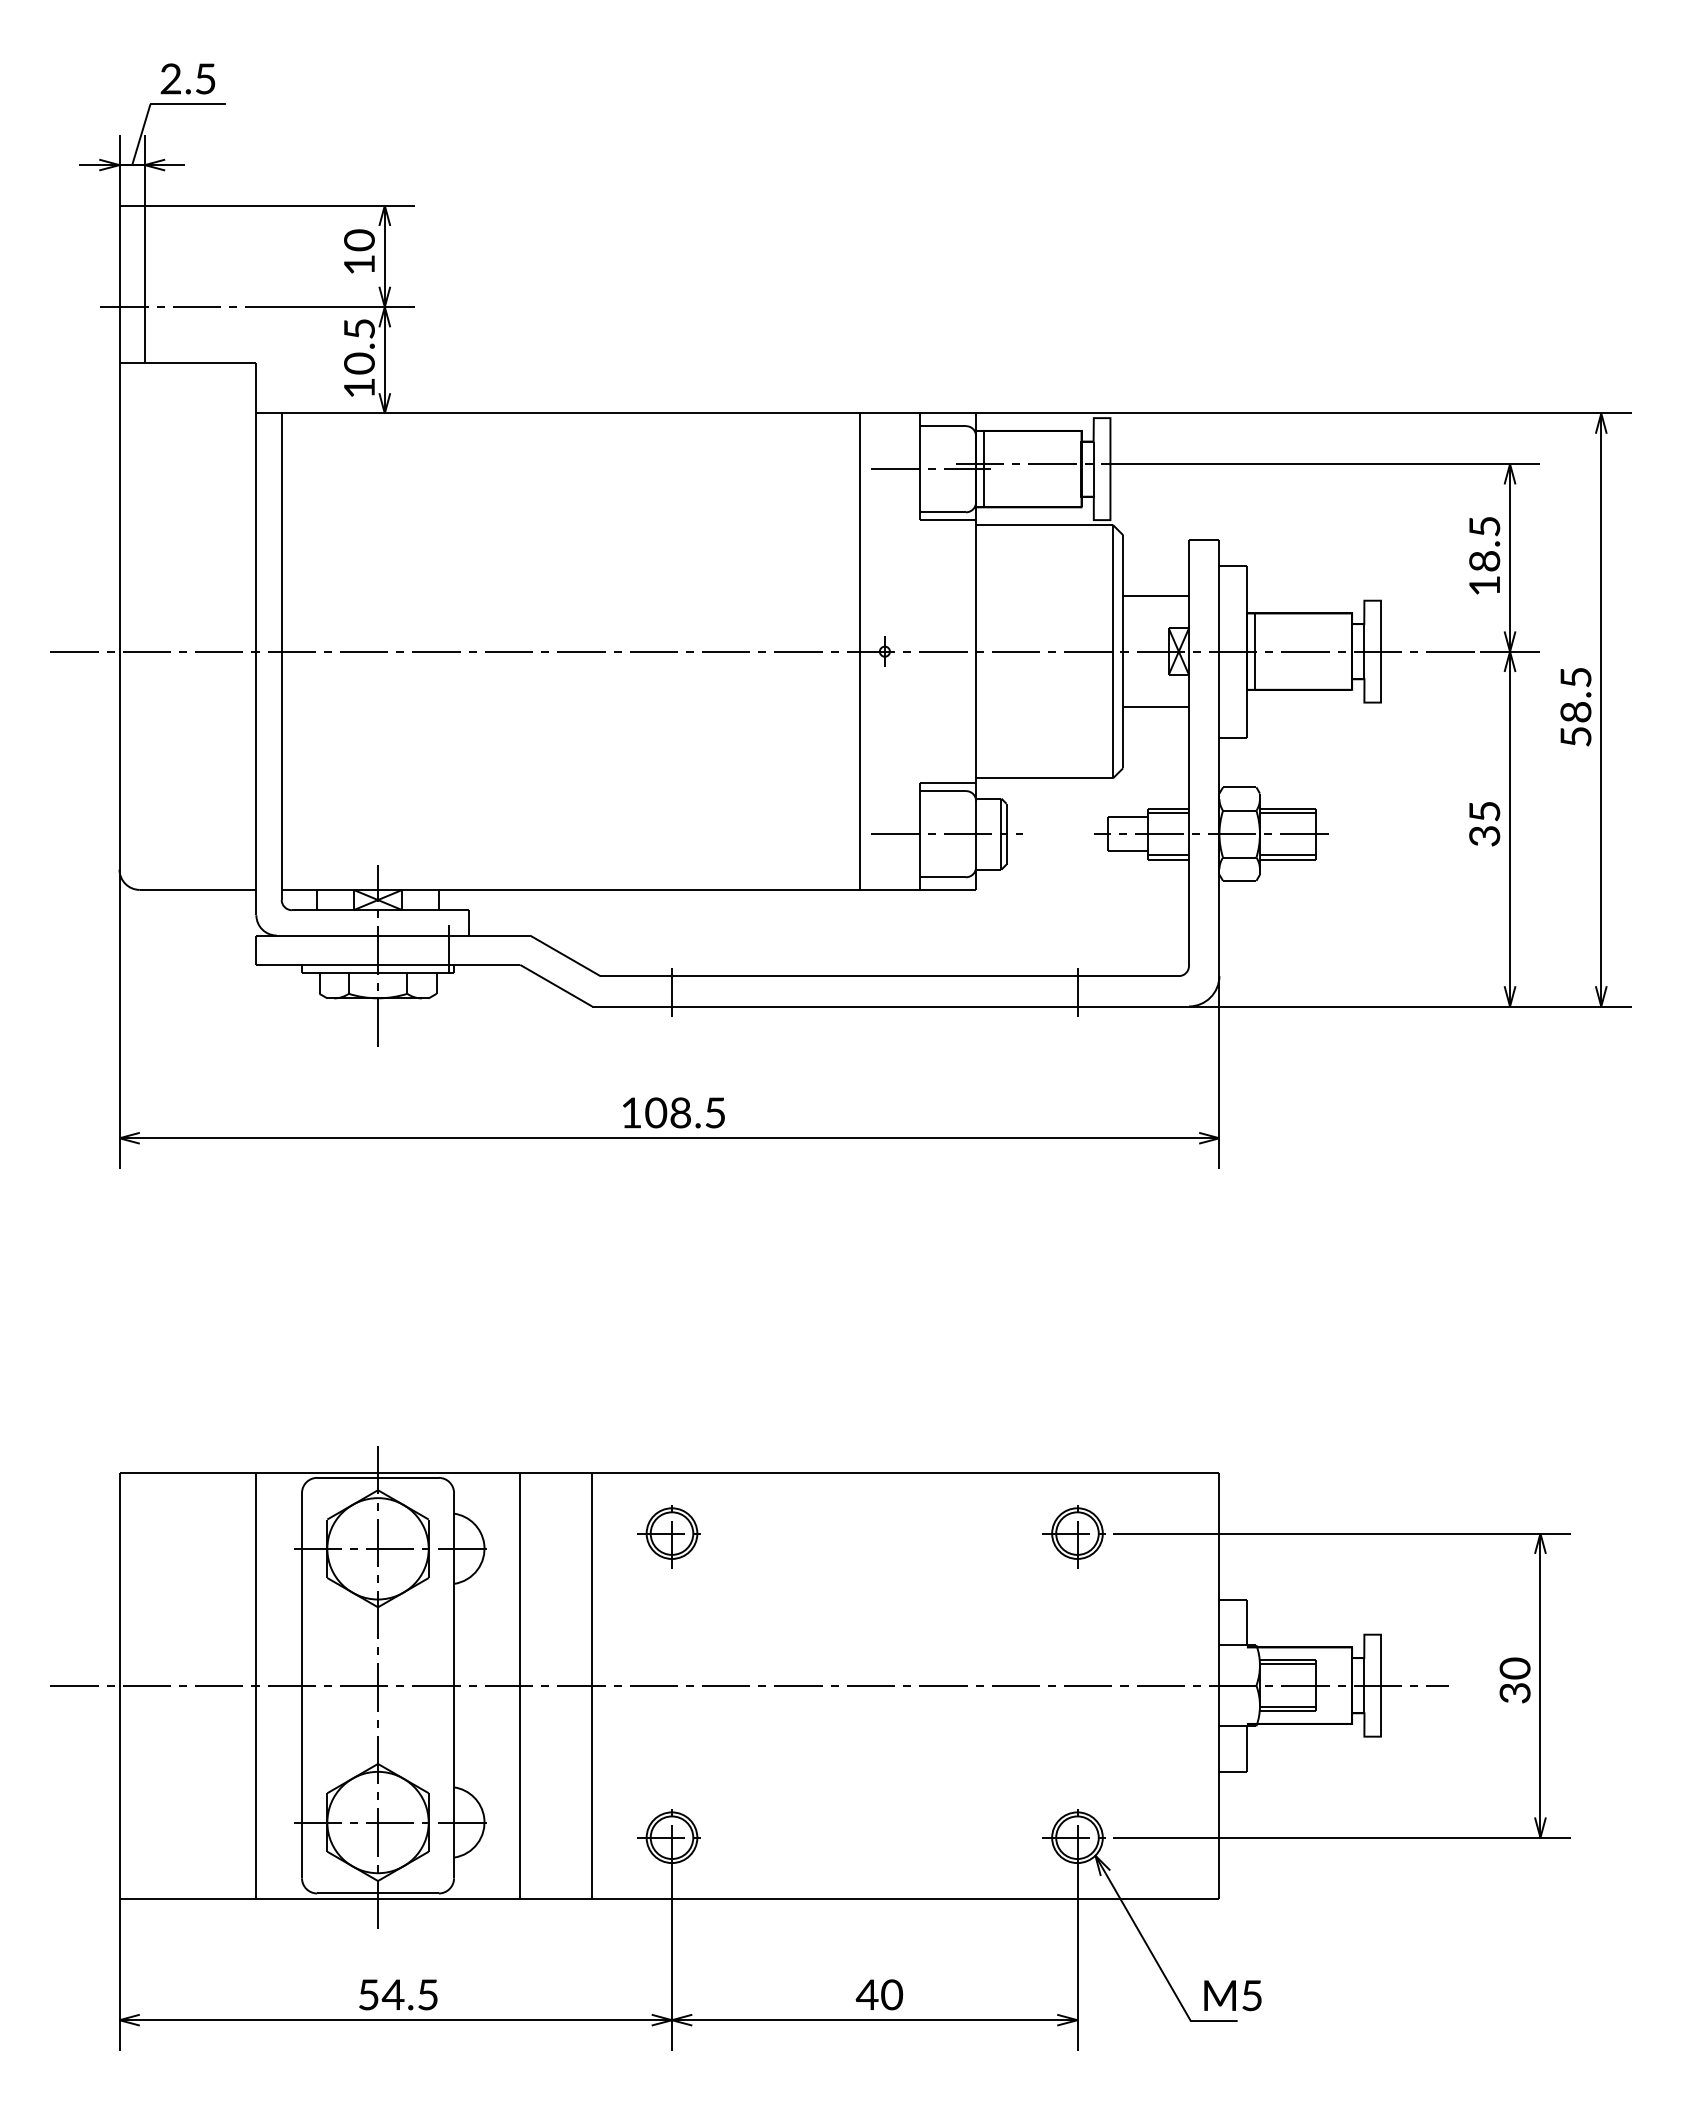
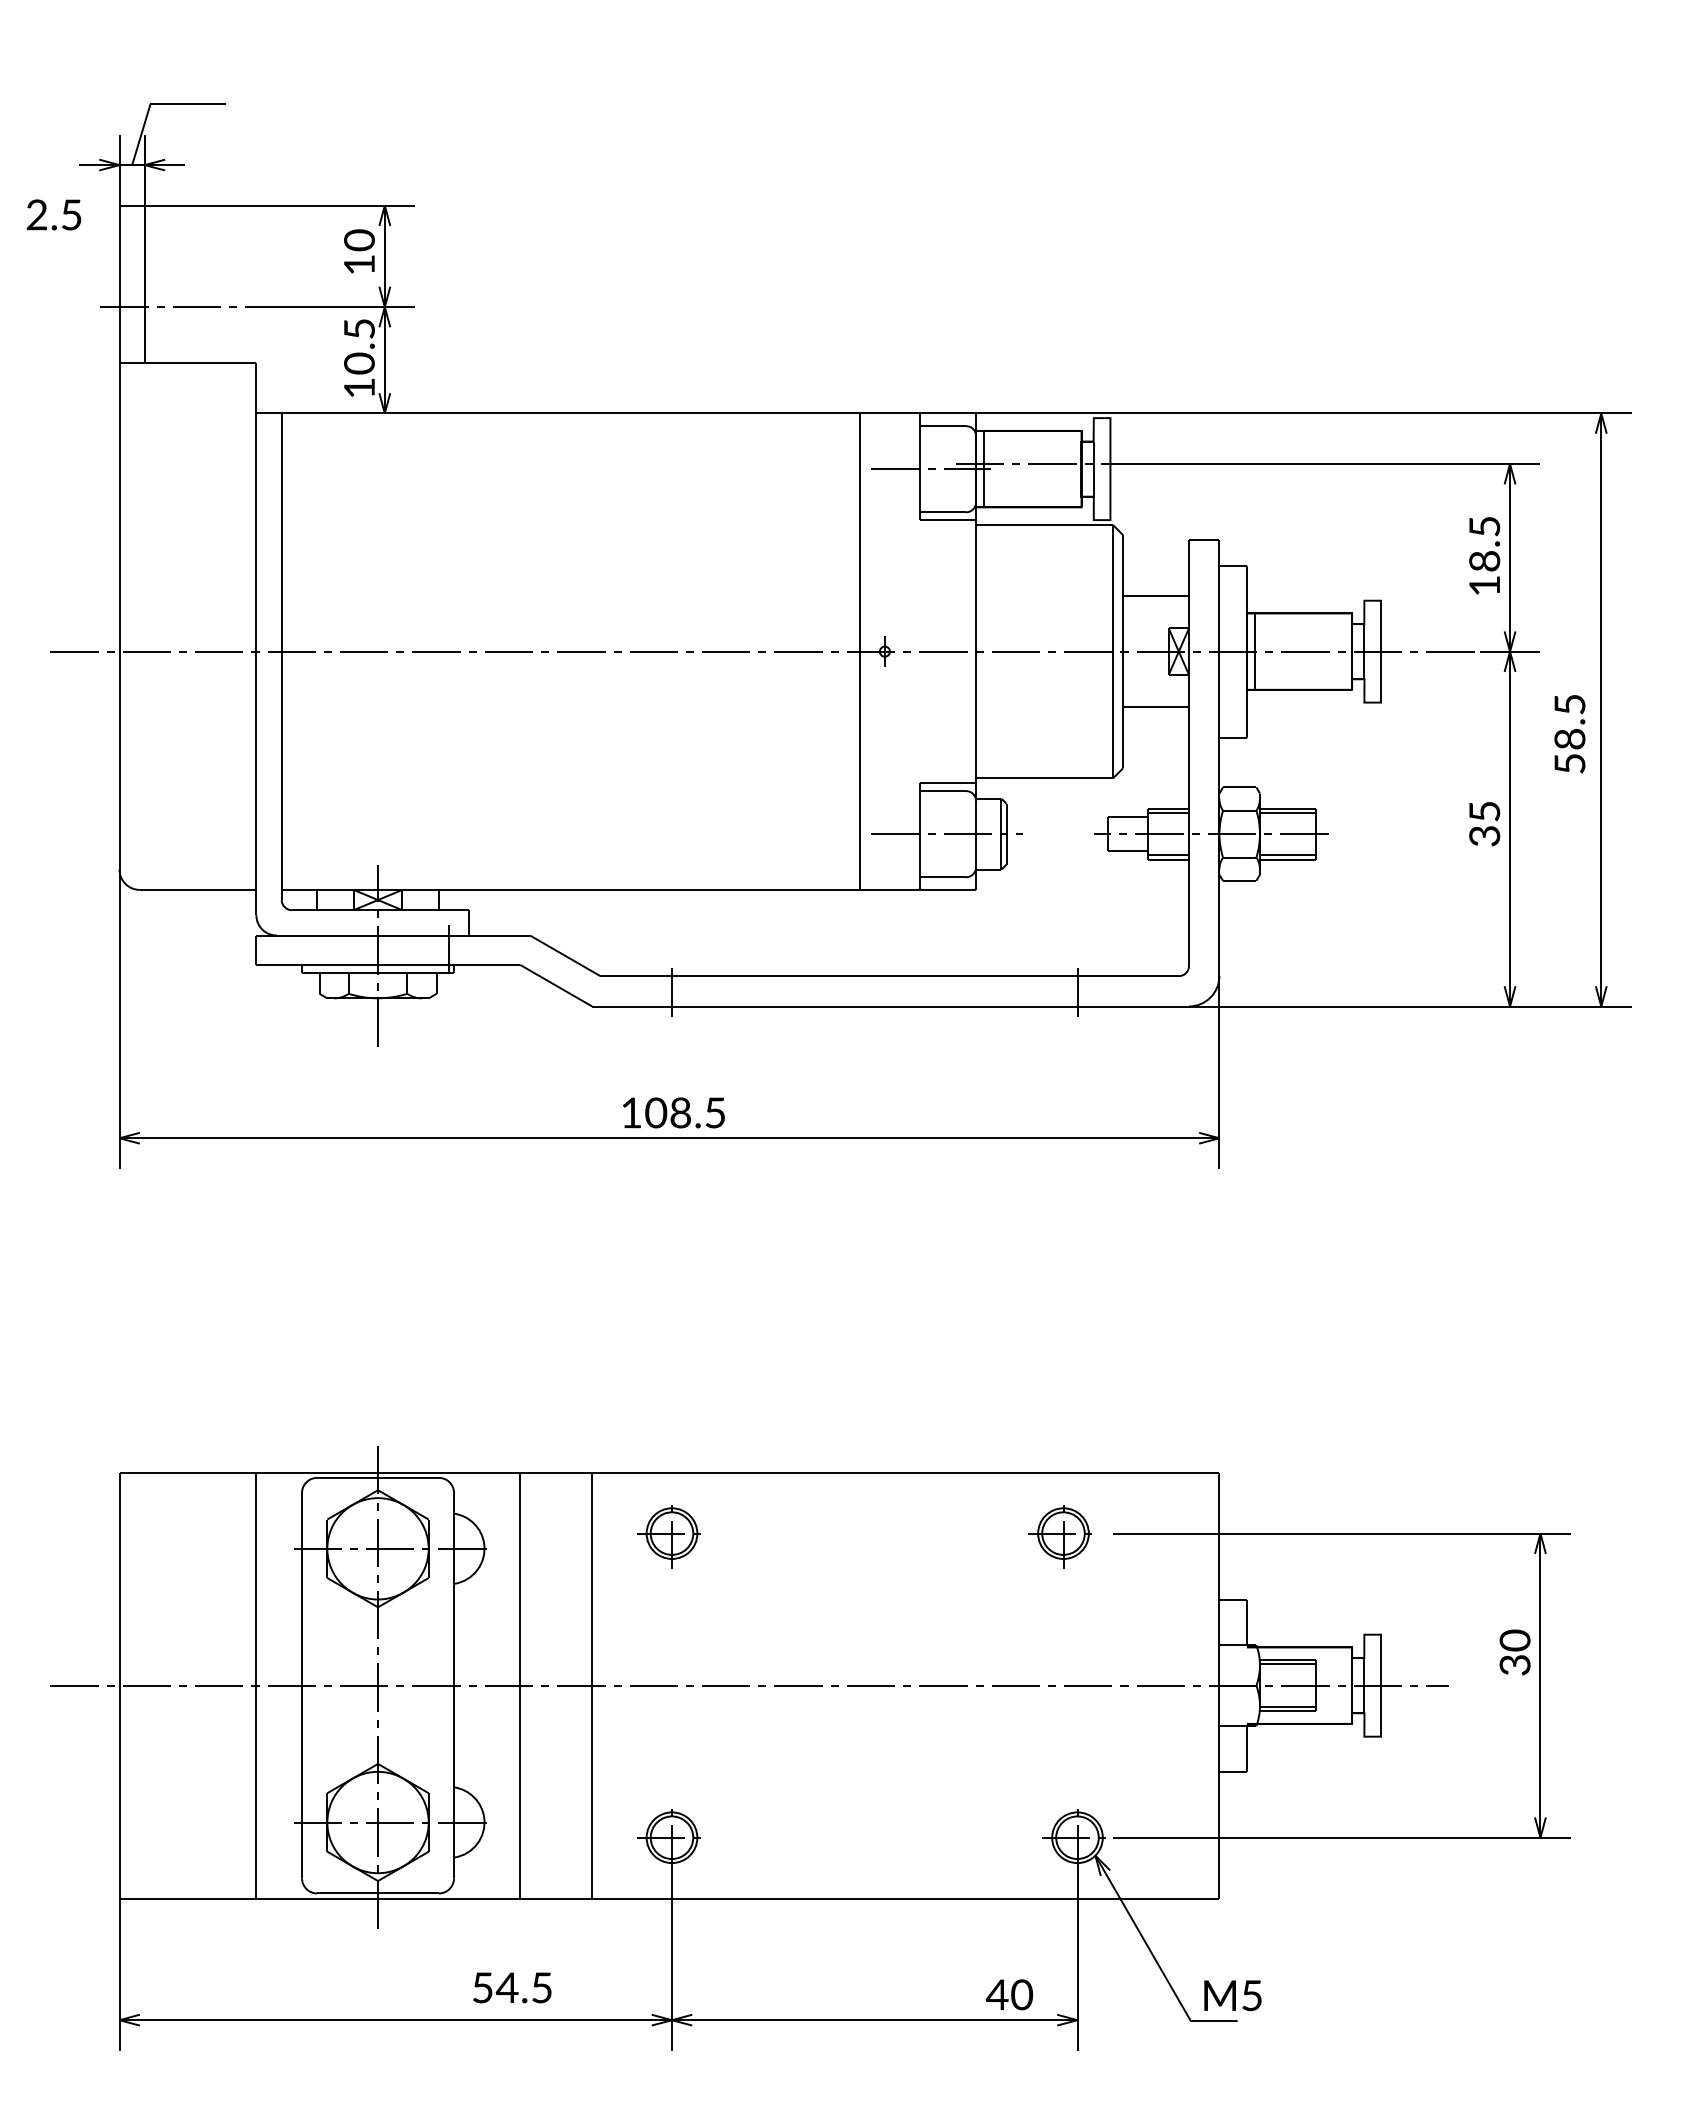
text position: (187, 78) -> (53, 214) (53, 214)
text position: (1575, 707) -> (1569, 734) (1569, 734)
part position: (1073, 1536) -> (1059, 1536) (1059, 1536)
text position: (1514, 1680) -> (1514, 1652) (1514, 1652)
text position: (398, 1994) -> (512, 1987) (512, 1987)
text position: (879, 1994) -> (1009, 1994) (1009, 1994)
